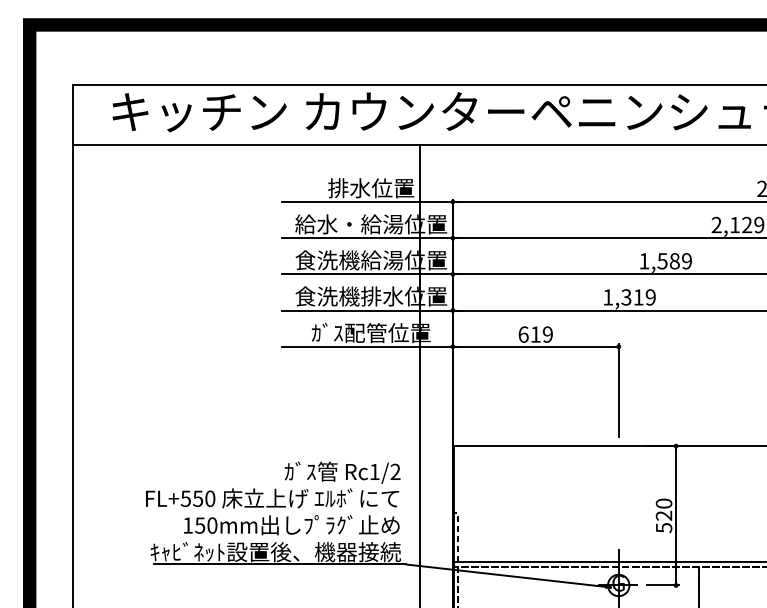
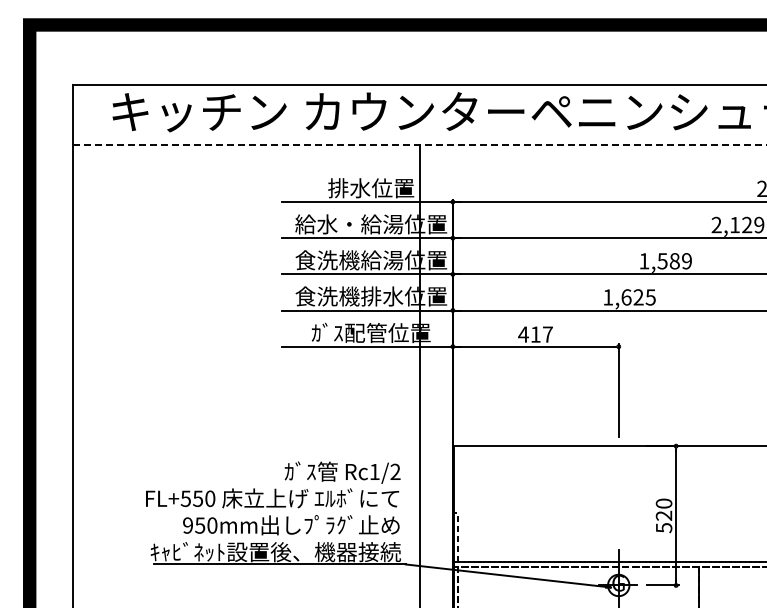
line: solid -> dashed (420, 145)
text: 1,319 -> 1,625 (638, 297)
text: 619 -> 417 (535, 334)
text: 150mm -> 950mm (187, 525)
